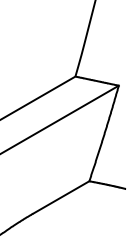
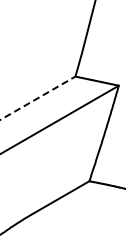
line: solid -> dashed (38, 98)
